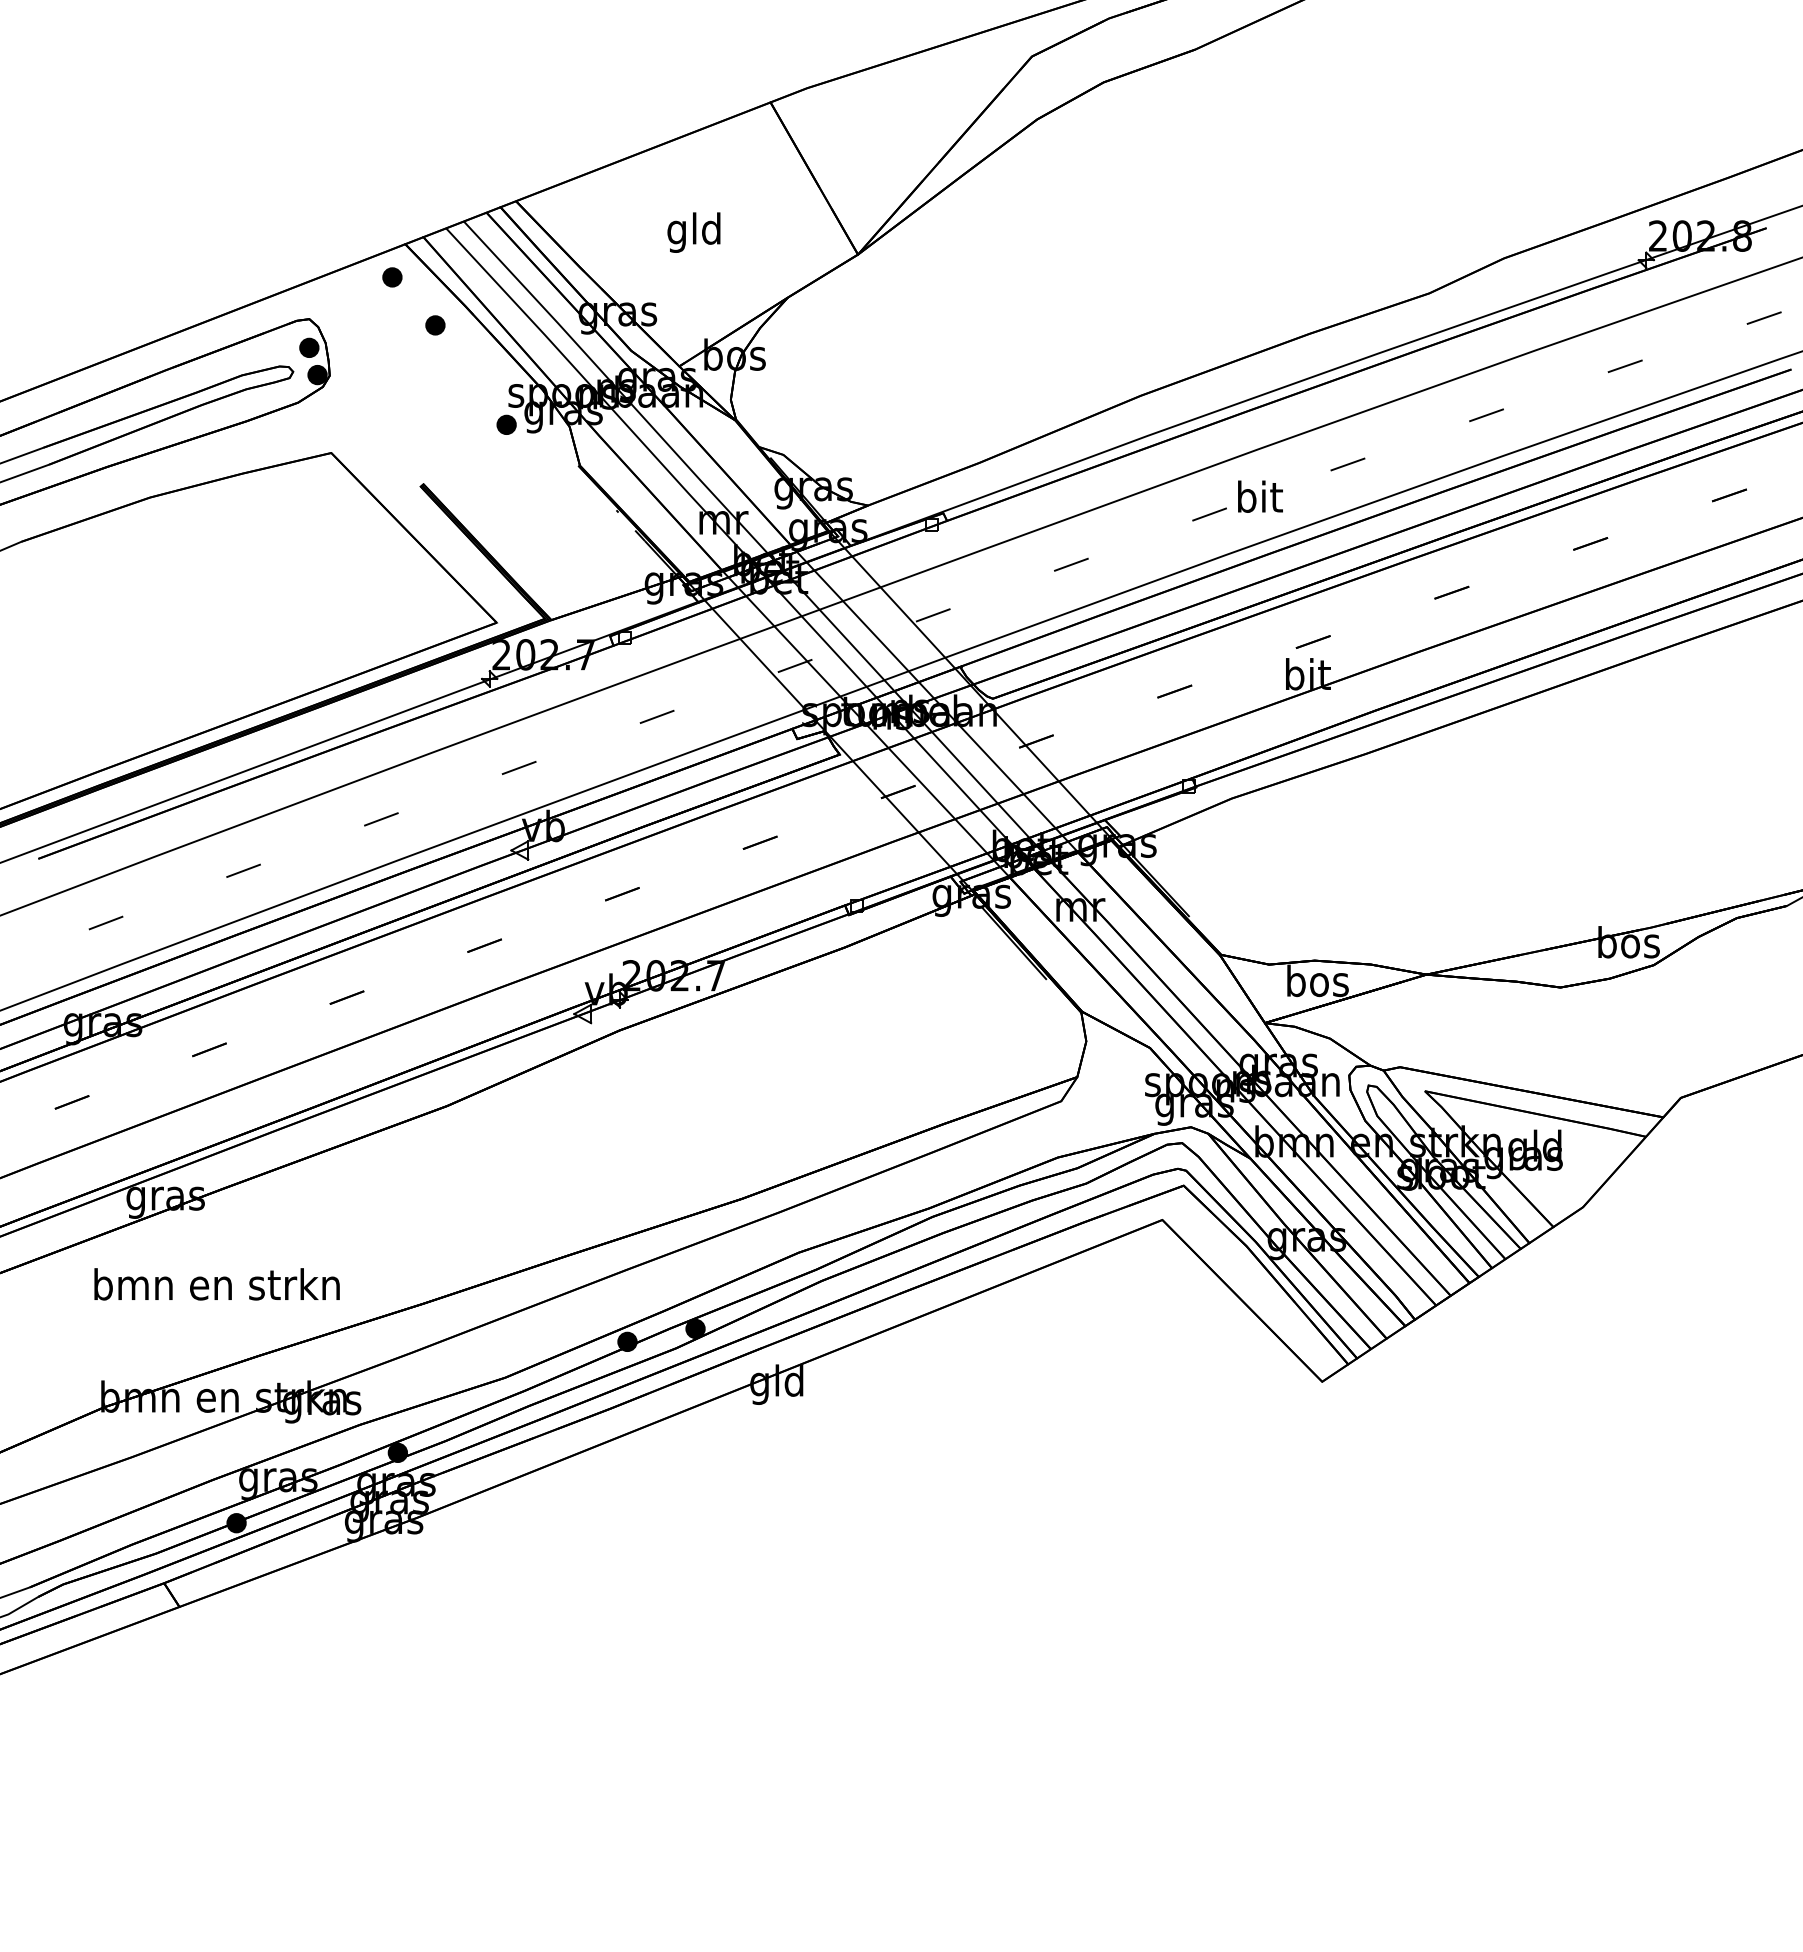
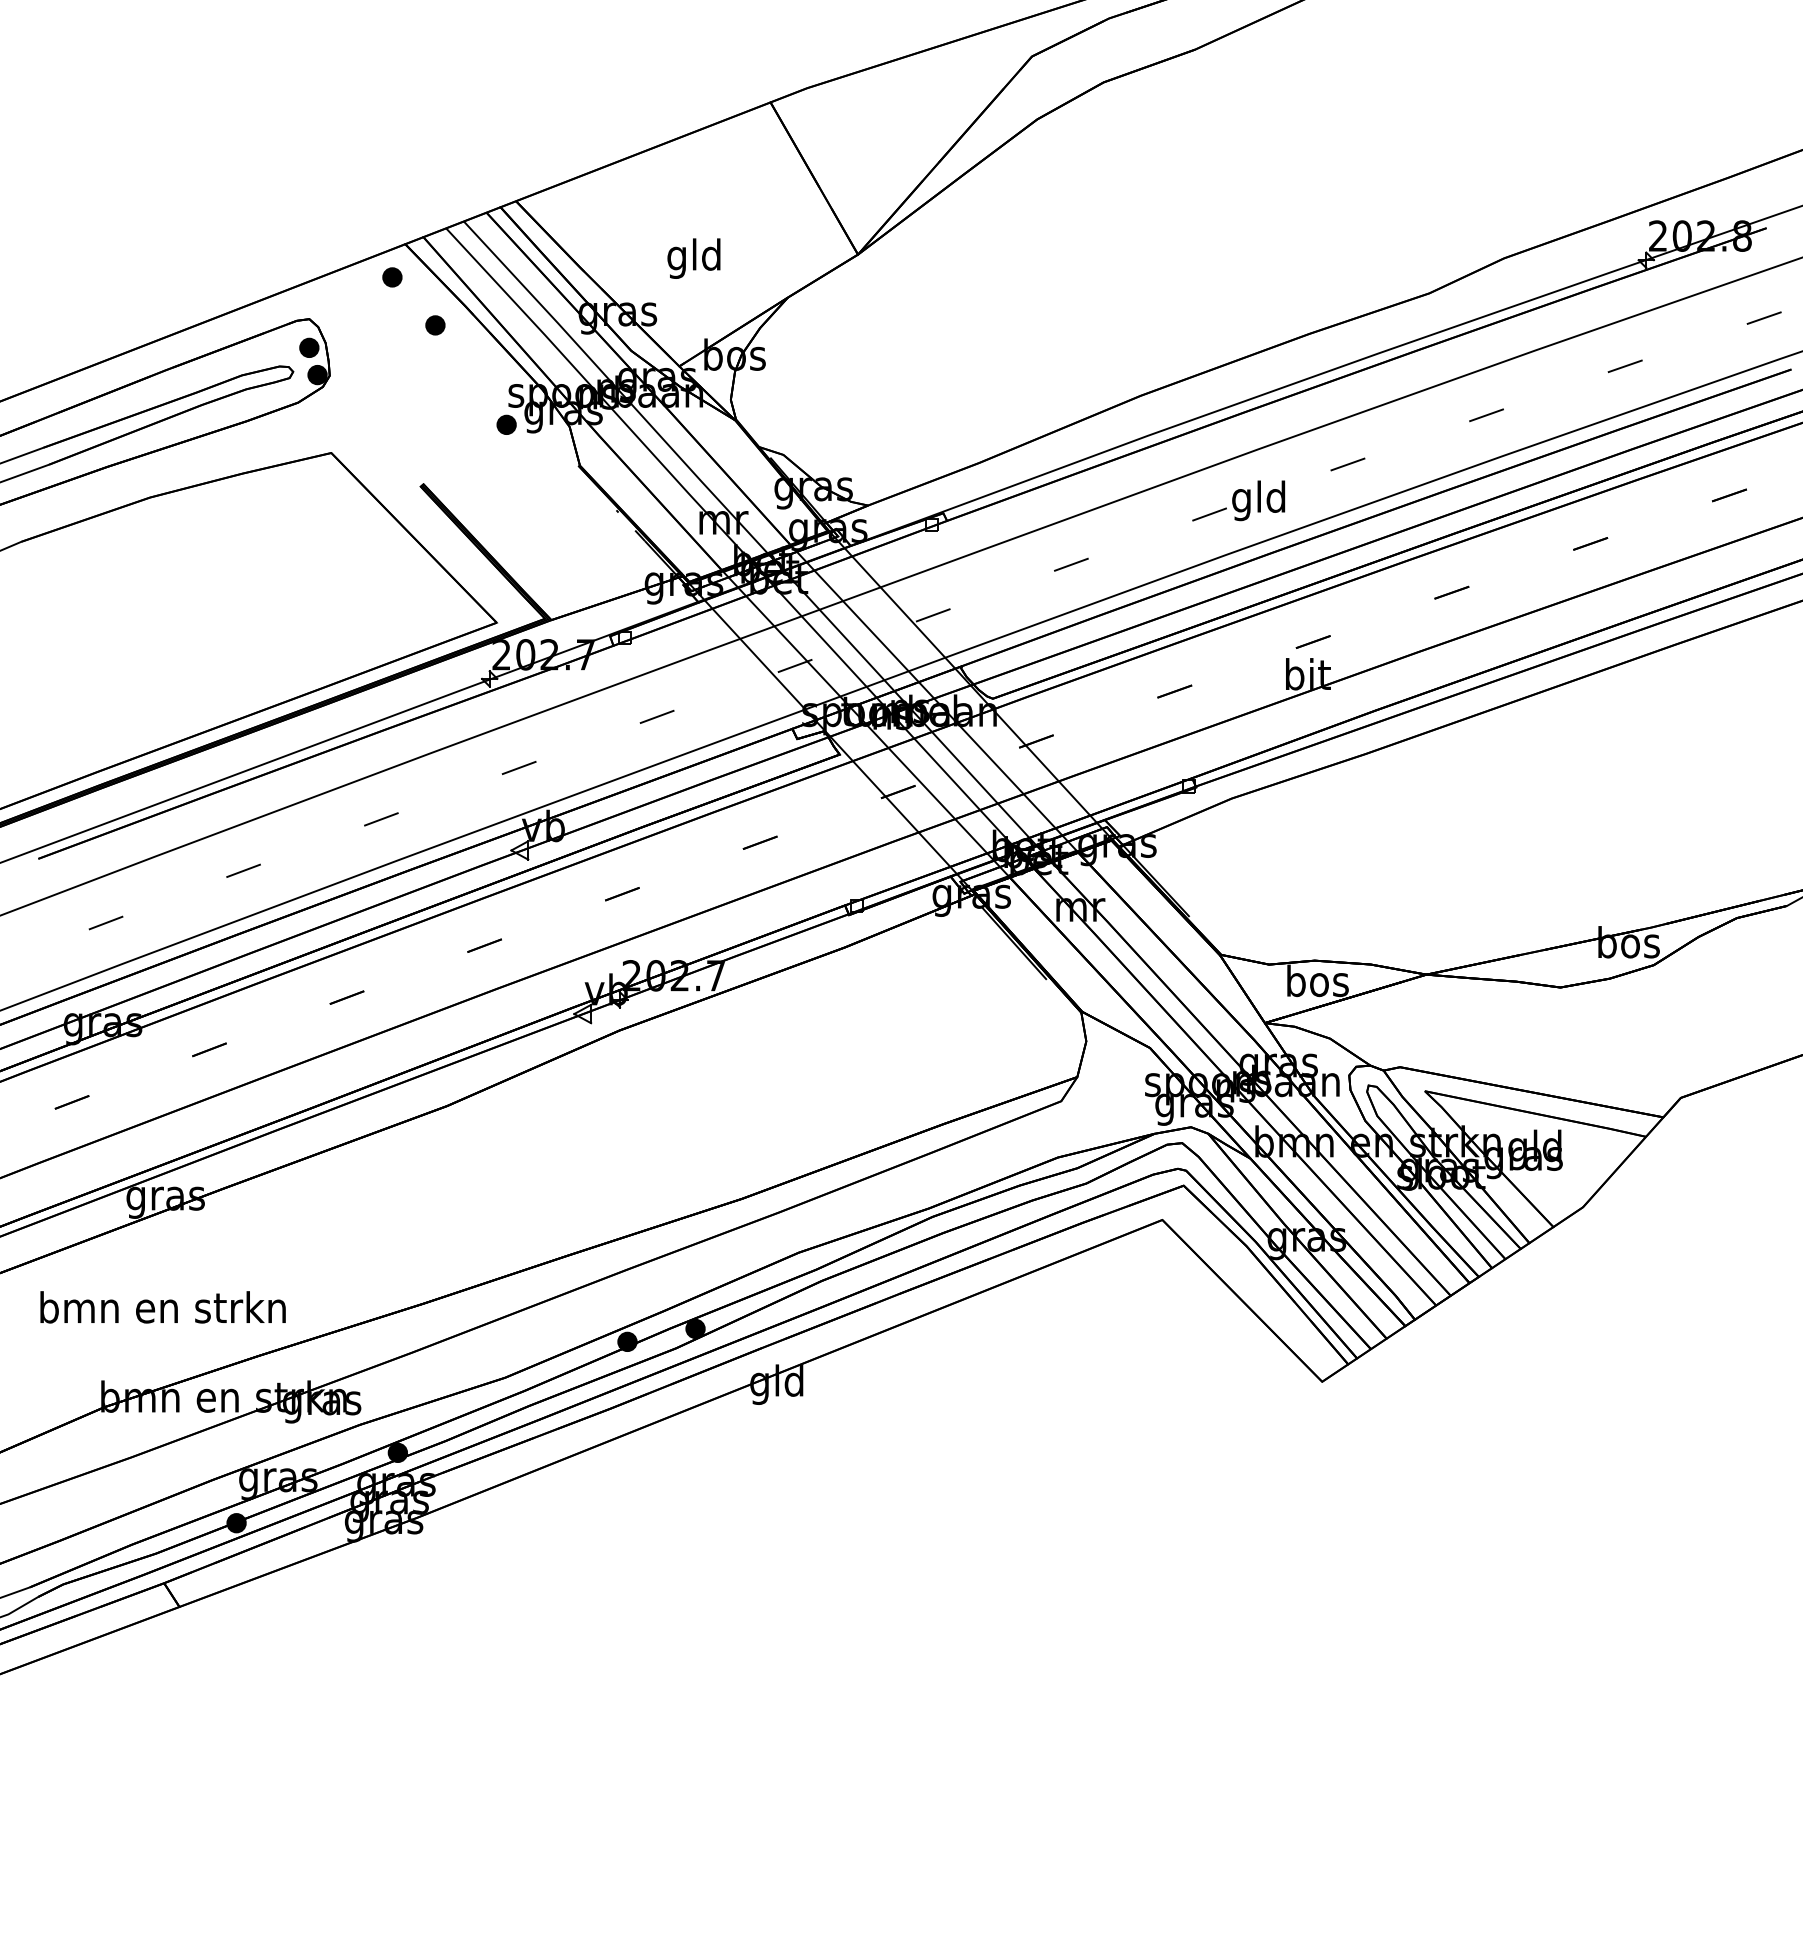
text position: (693, 232) -> (693, 258) (693, 258)
text: bit -> gld (1258, 500)
text position: (216, 1284) -> (162, 1307) (162, 1307)
